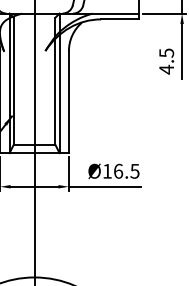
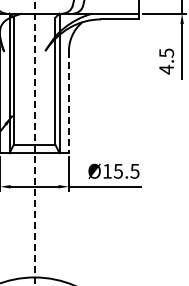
line: solid -> dashed (68, 102)
line: solid -> dashed (34, 142)
text: Ø16.5 -> Ø15.5 (118, 170)
